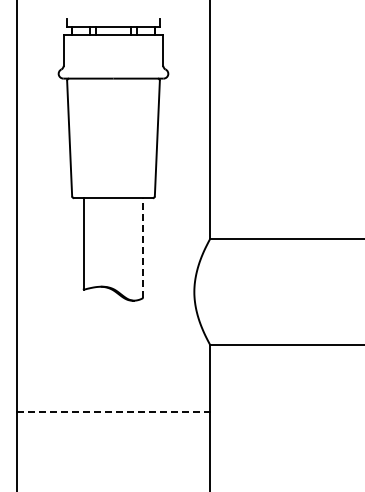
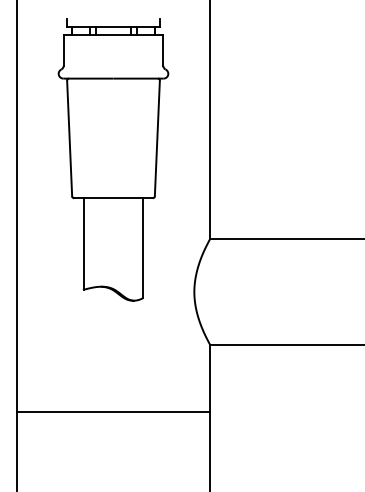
line: dashed -> solid (143, 248)
line: dashed -> solid (113, 411)
